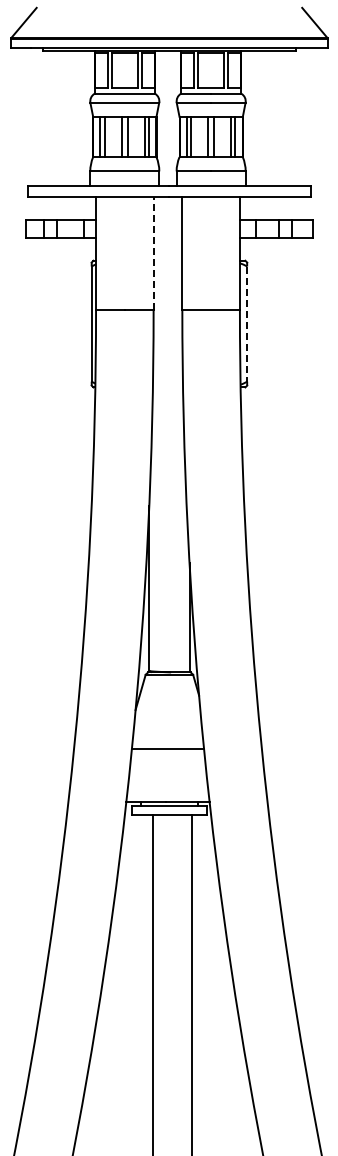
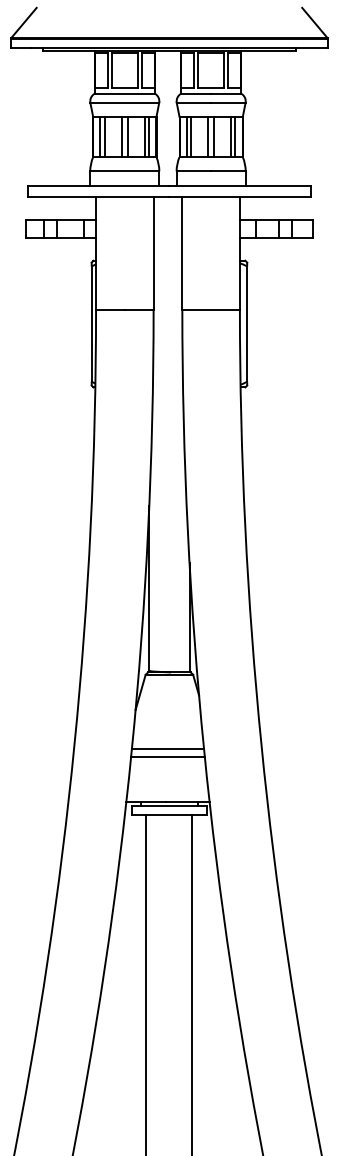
line: dashed -> solid (153, 253)
line: dashed -> solid (247, 324)
line: none -> present (167, 756)
line position: (153, 983) -> (146, 983) (146, 983)
